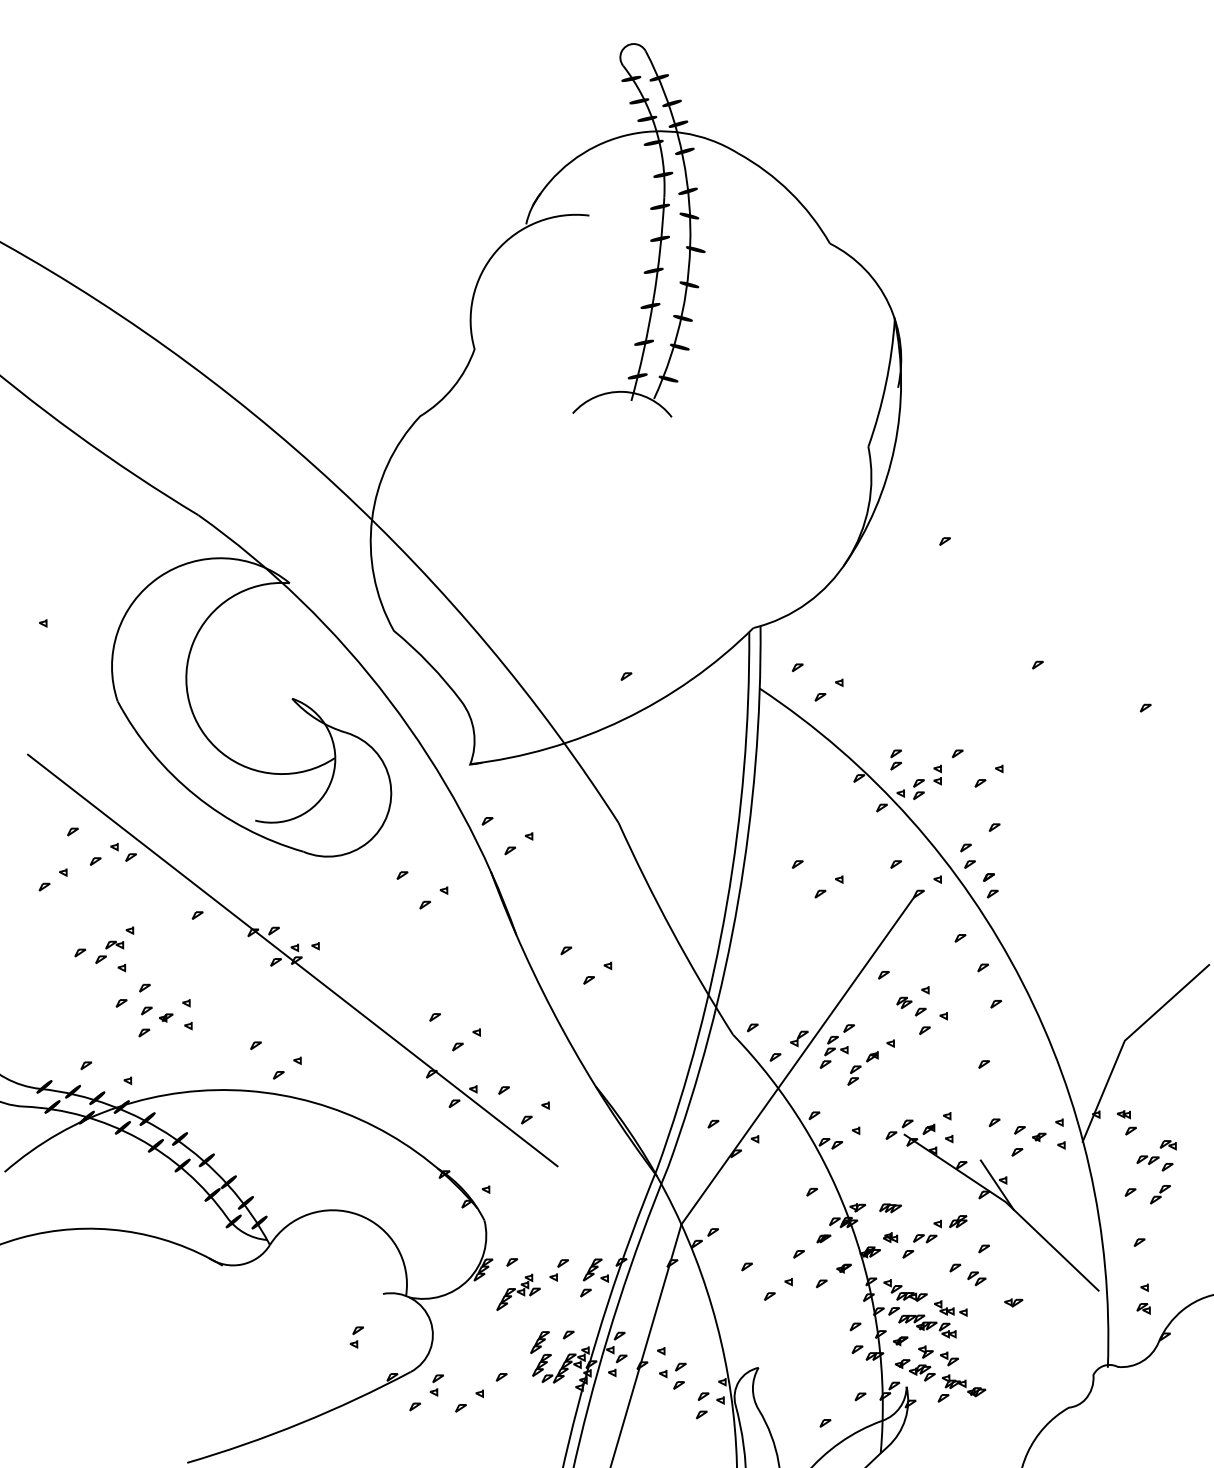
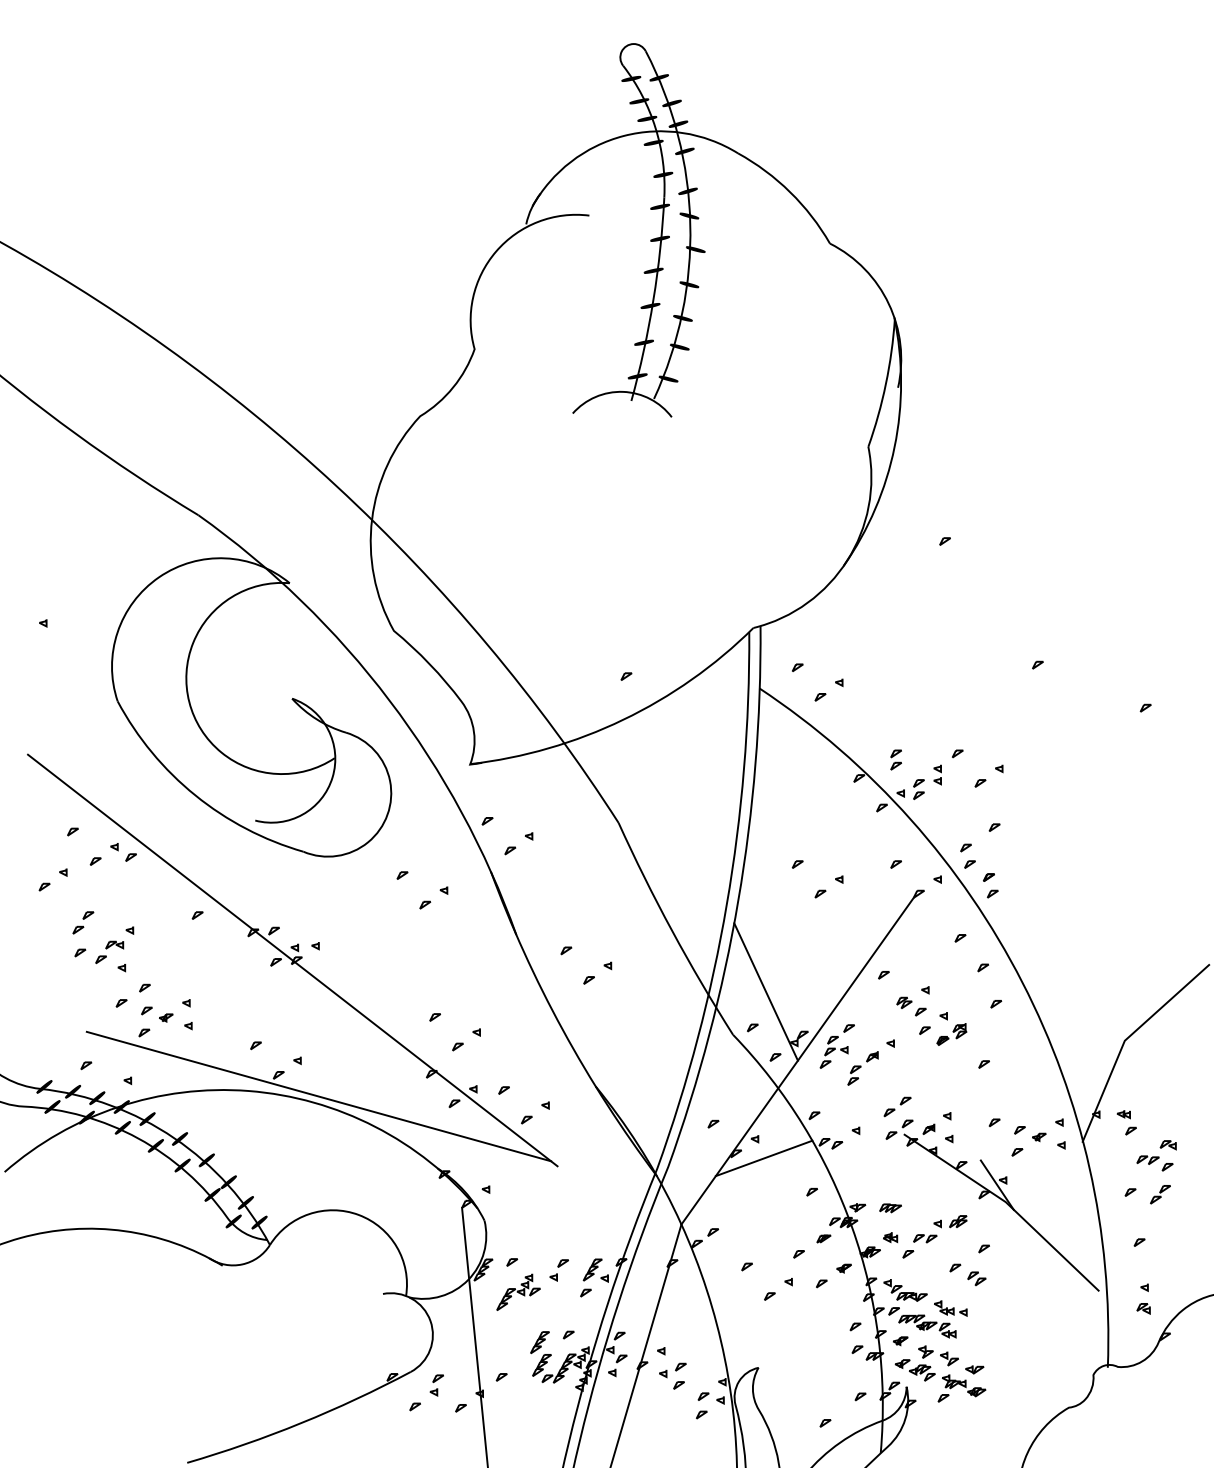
part: none -> present (83, 922)
line: none -> present (765, 991)
part: none -> present (951, 1034)
line: none -> present (318, 1096)
part: none -> present (897, 1106)
line: none -> present (763, 1158)
part position: (1013, 1302) -> (974, 1369) (974, 1369)
line: none -> present (474, 1335)
part: present -> none (356, 1337)
